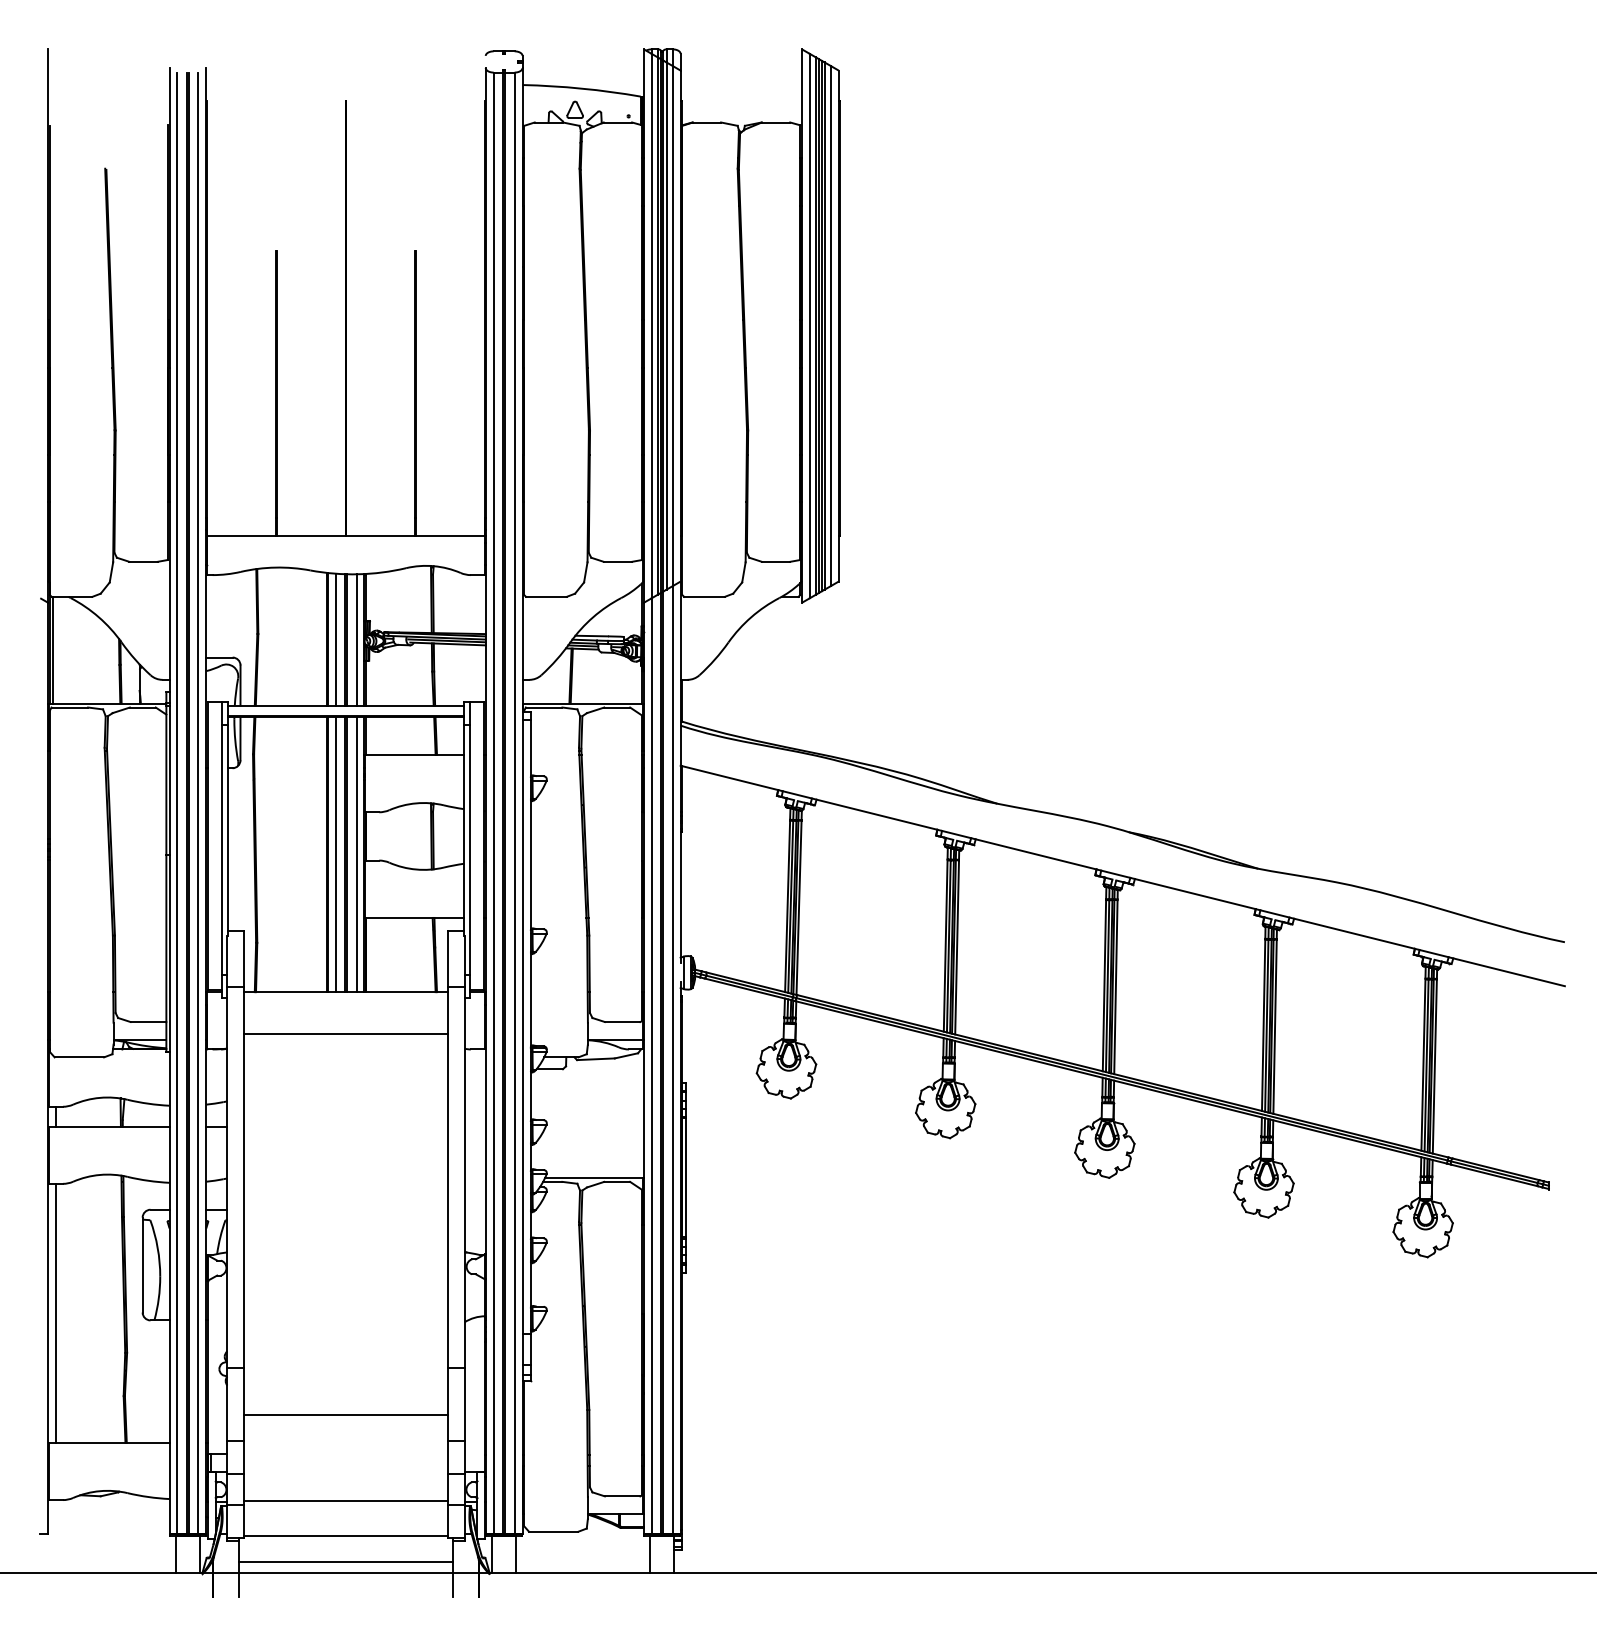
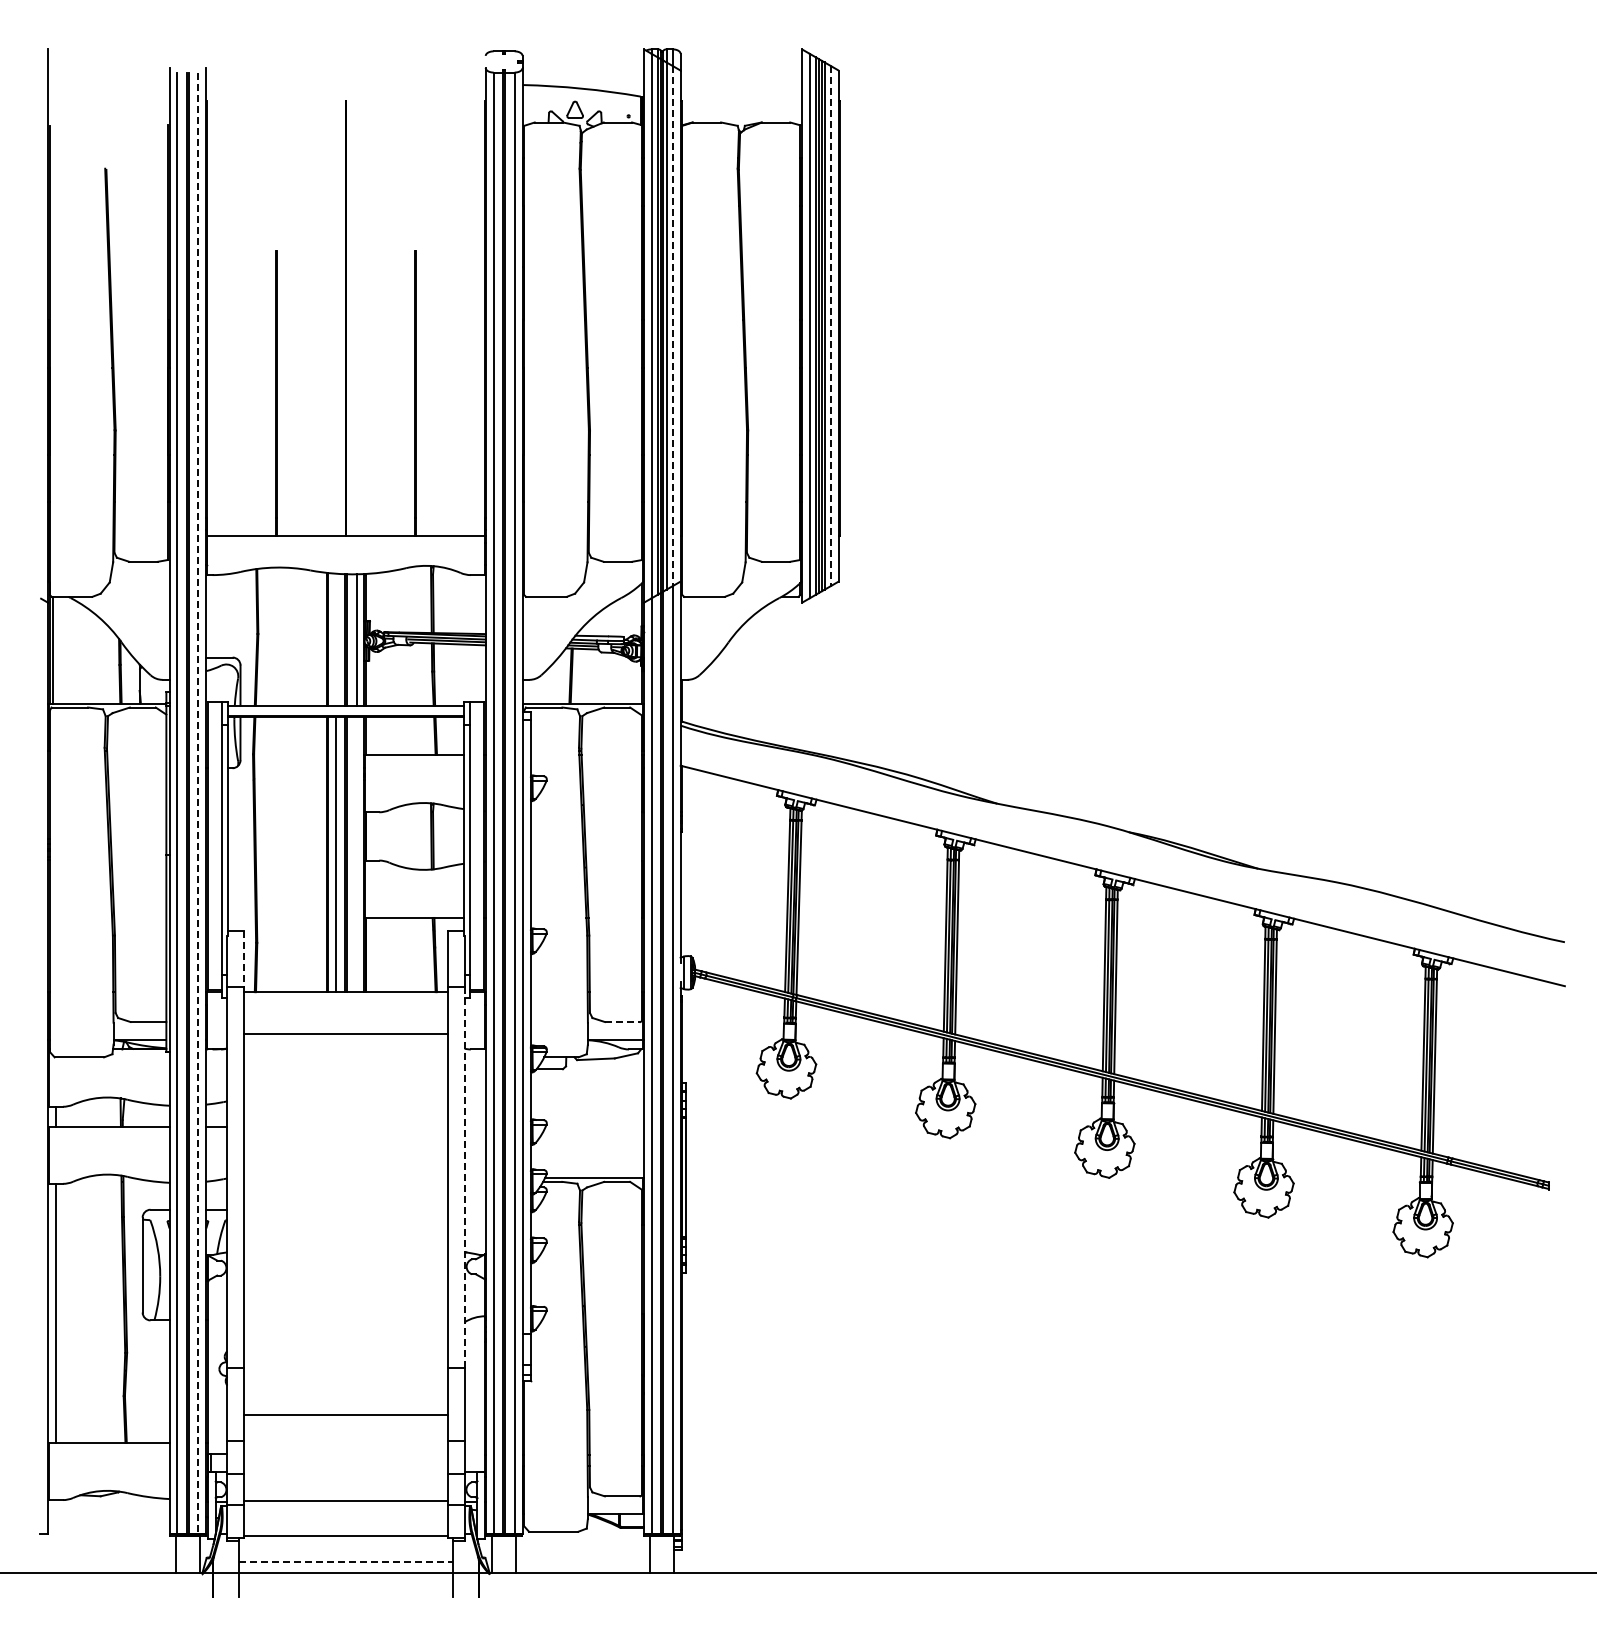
line: solid -> dashed (672, 326)
line: solid -> dashed (830, 326)
line: present -> none (335, 639)
line: solid -> dashed (198, 803)
line: present -> none (356, 854)
line: solid -> dashed (244, 959)
line: solid -> dashed (622, 1022)
line: solid -> dashed (464, 1177)
line: solid -> dashed (346, 1561)
